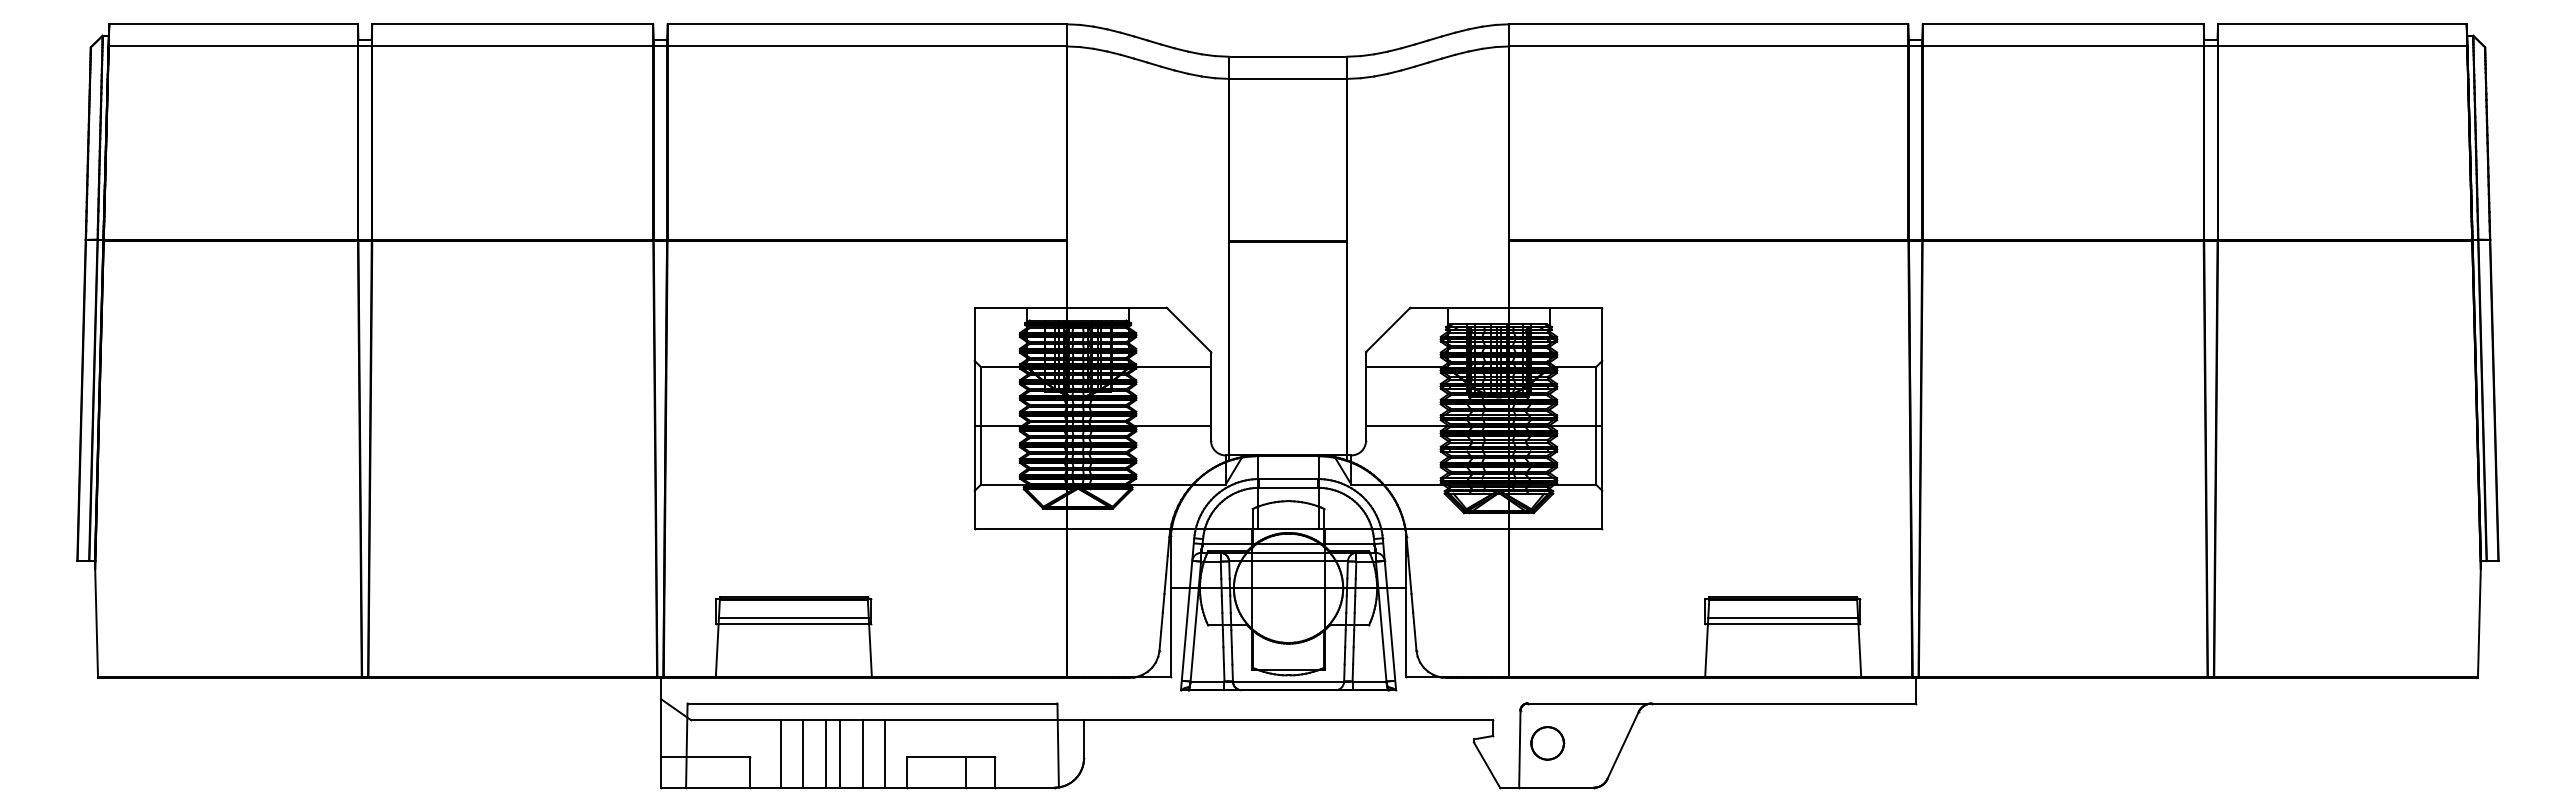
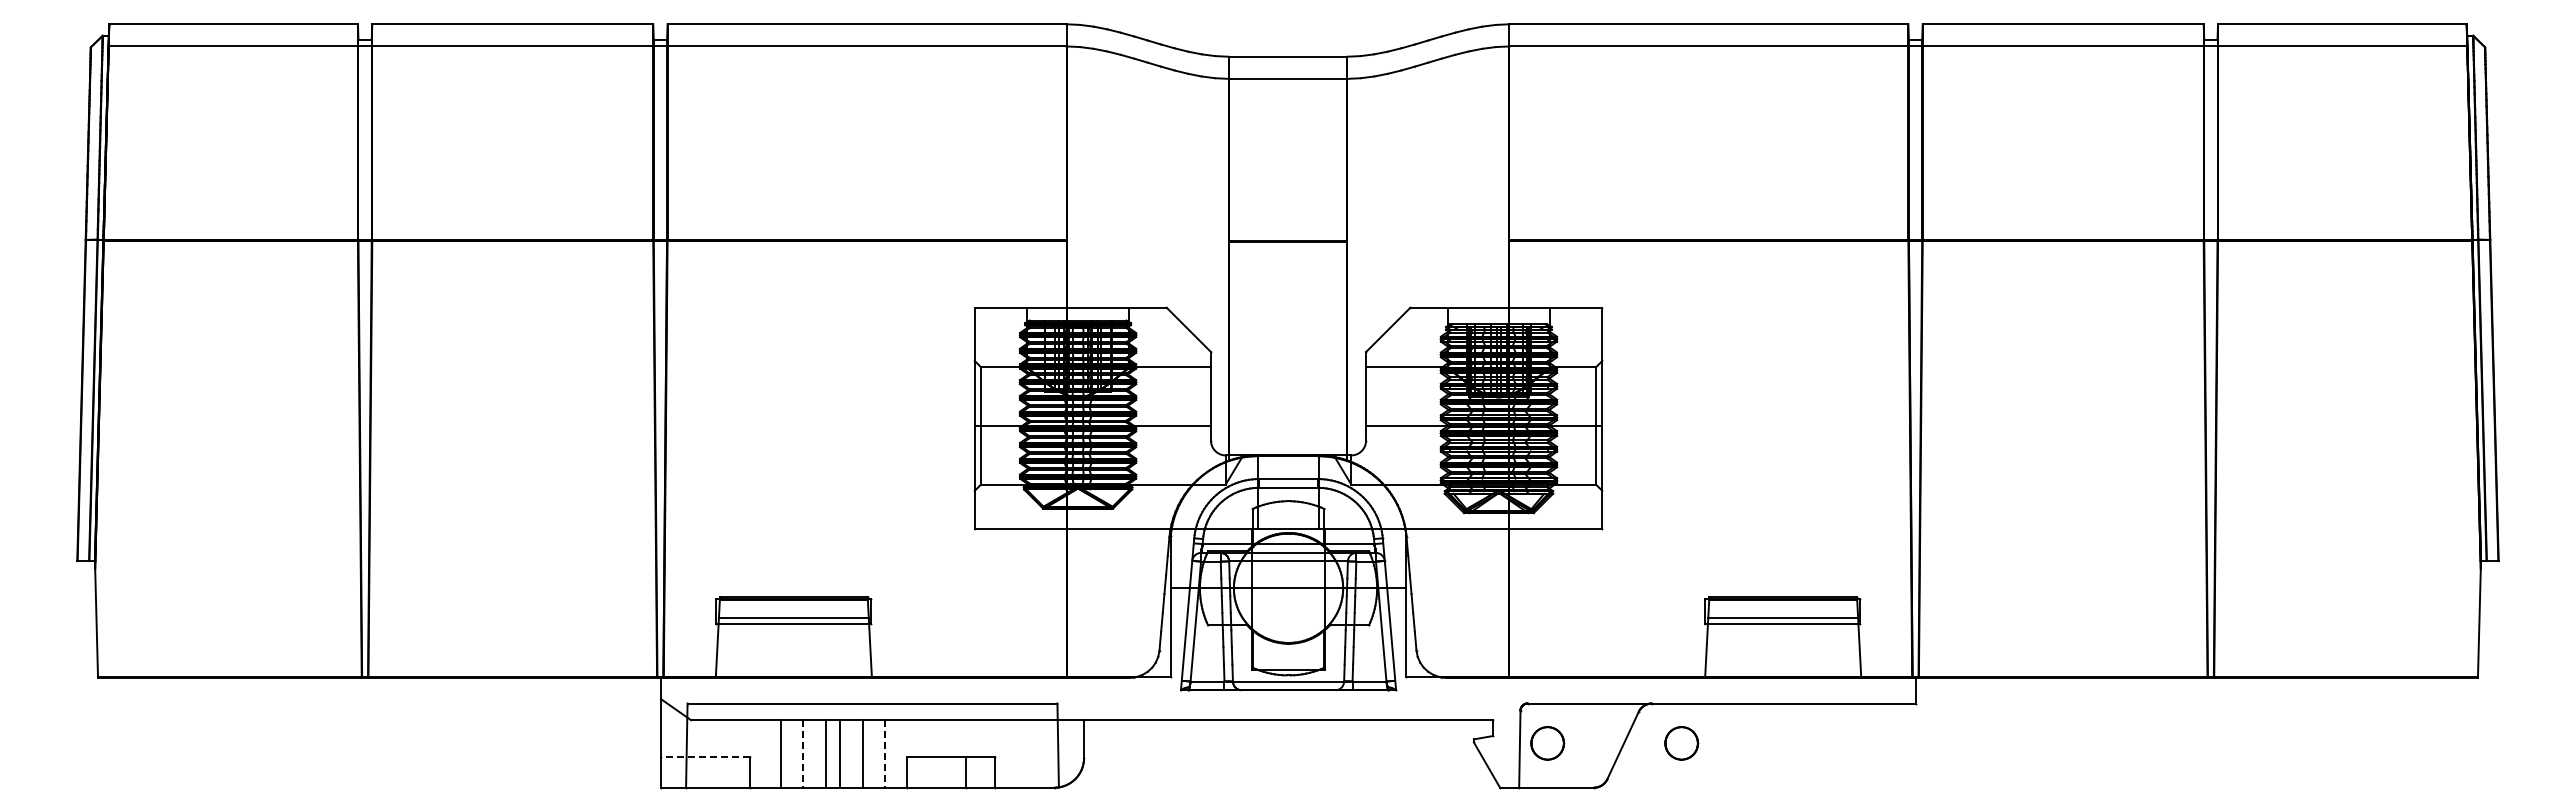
part: none -> present (1681, 743)
line: solid -> dashed (803, 753)
line: solid -> dashed (884, 753)
line: solid -> dashed (704, 756)
